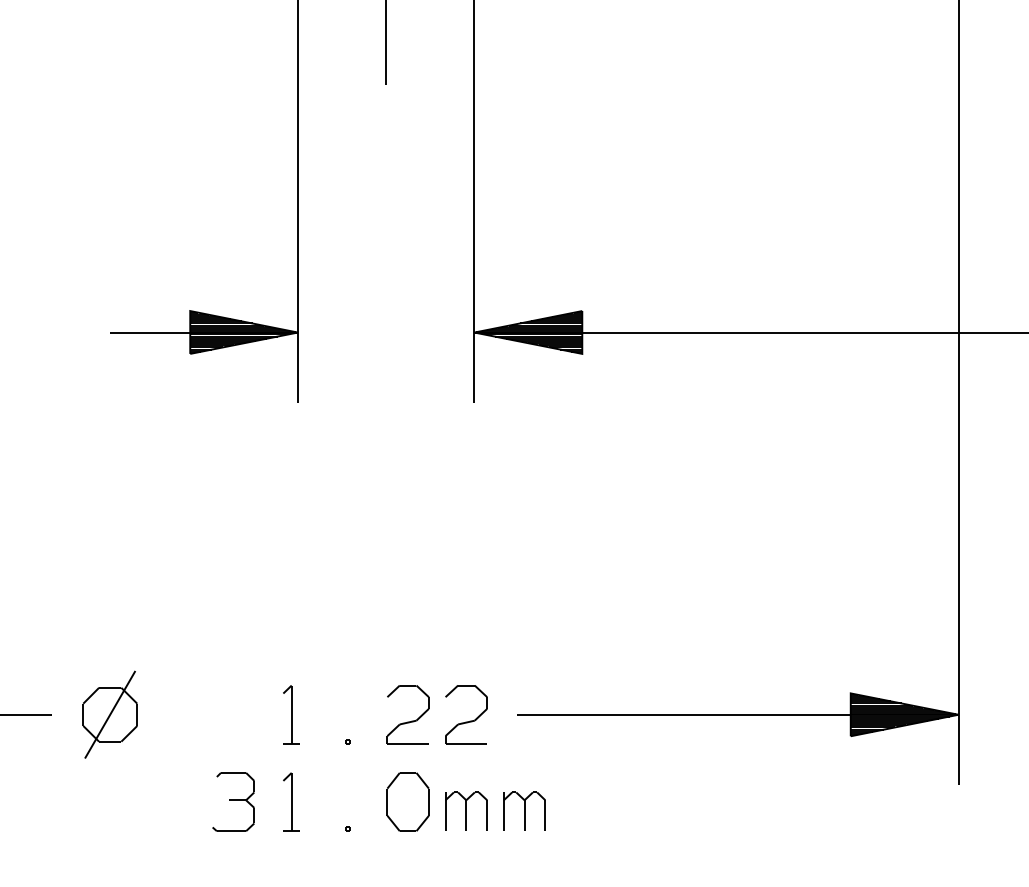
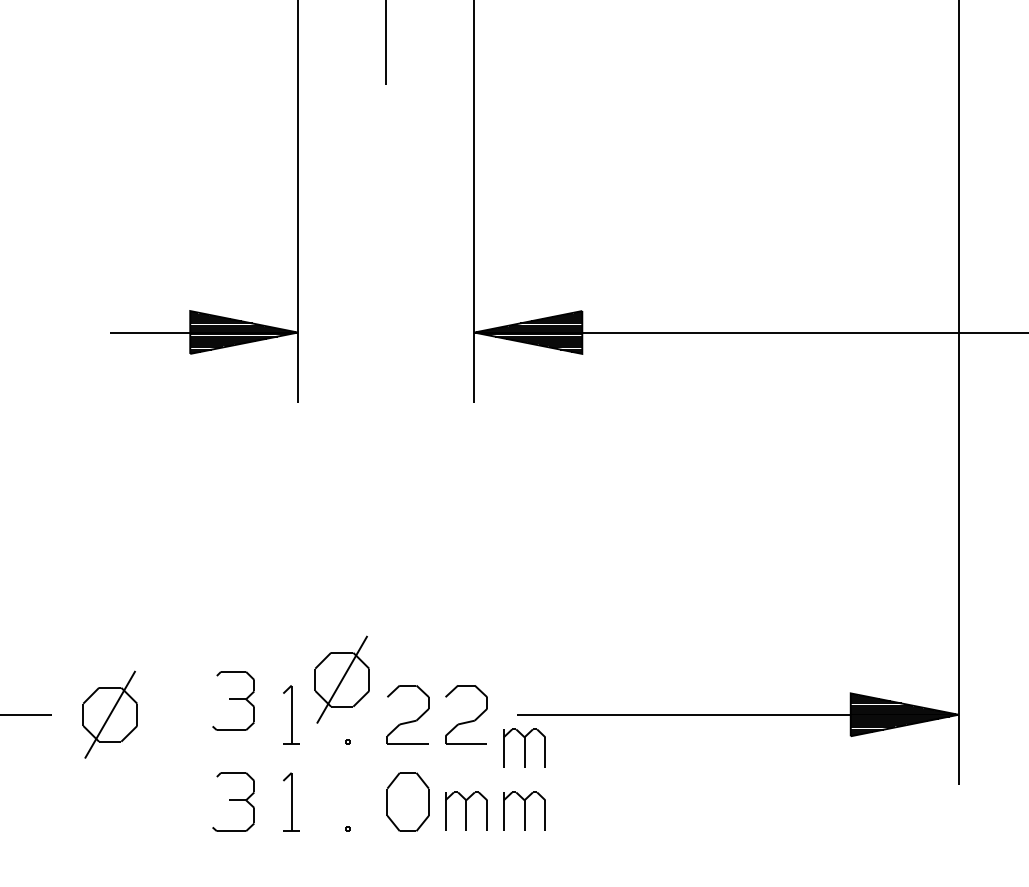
part: none -> present (341, 679)
part: none -> present (233, 700)
part: none -> present (524, 747)
